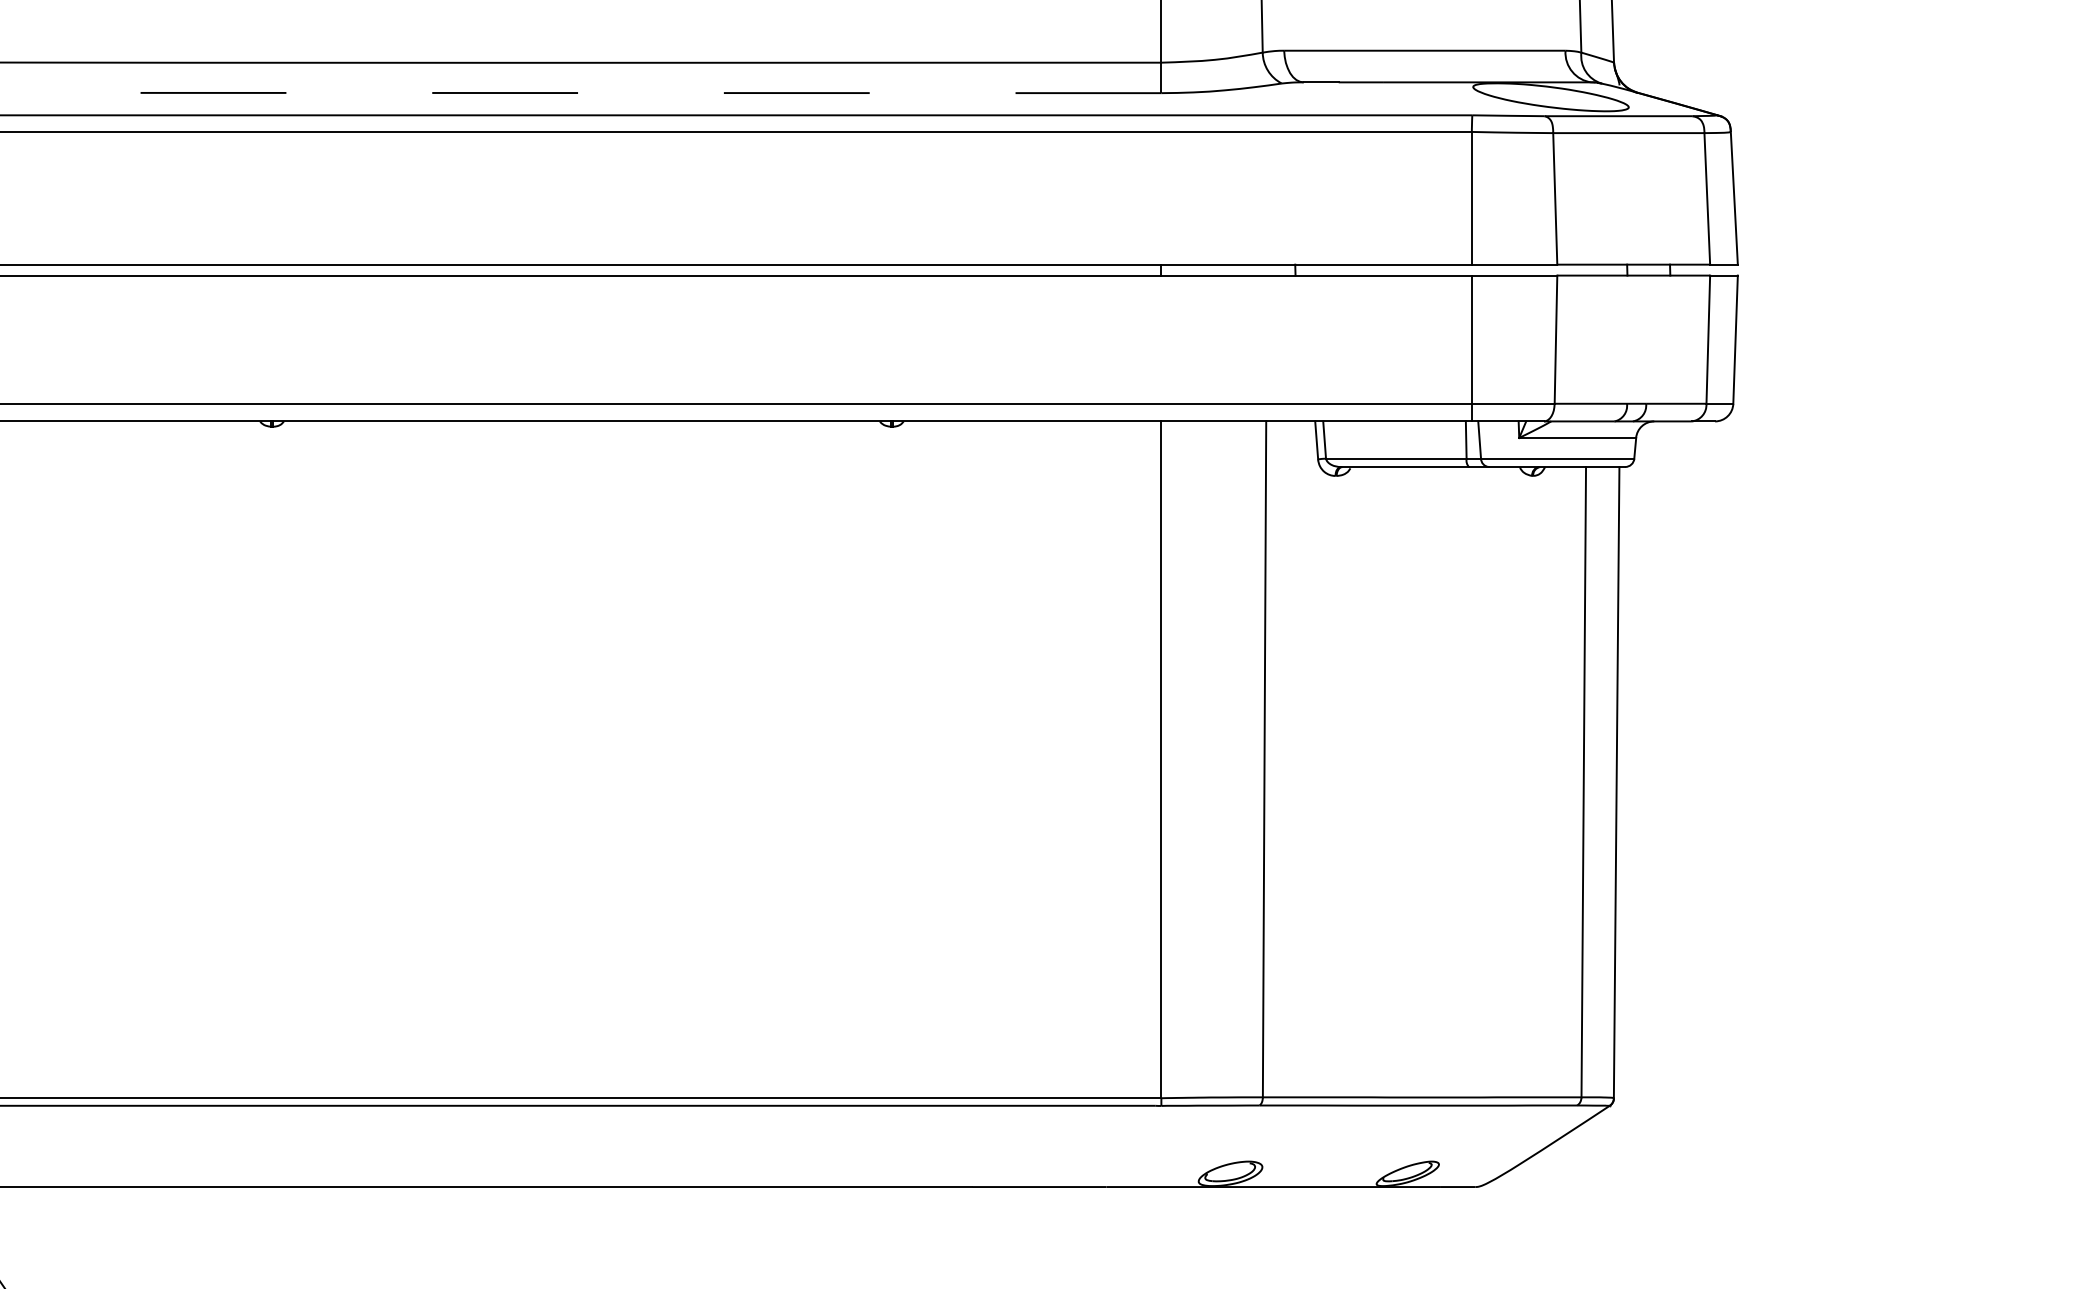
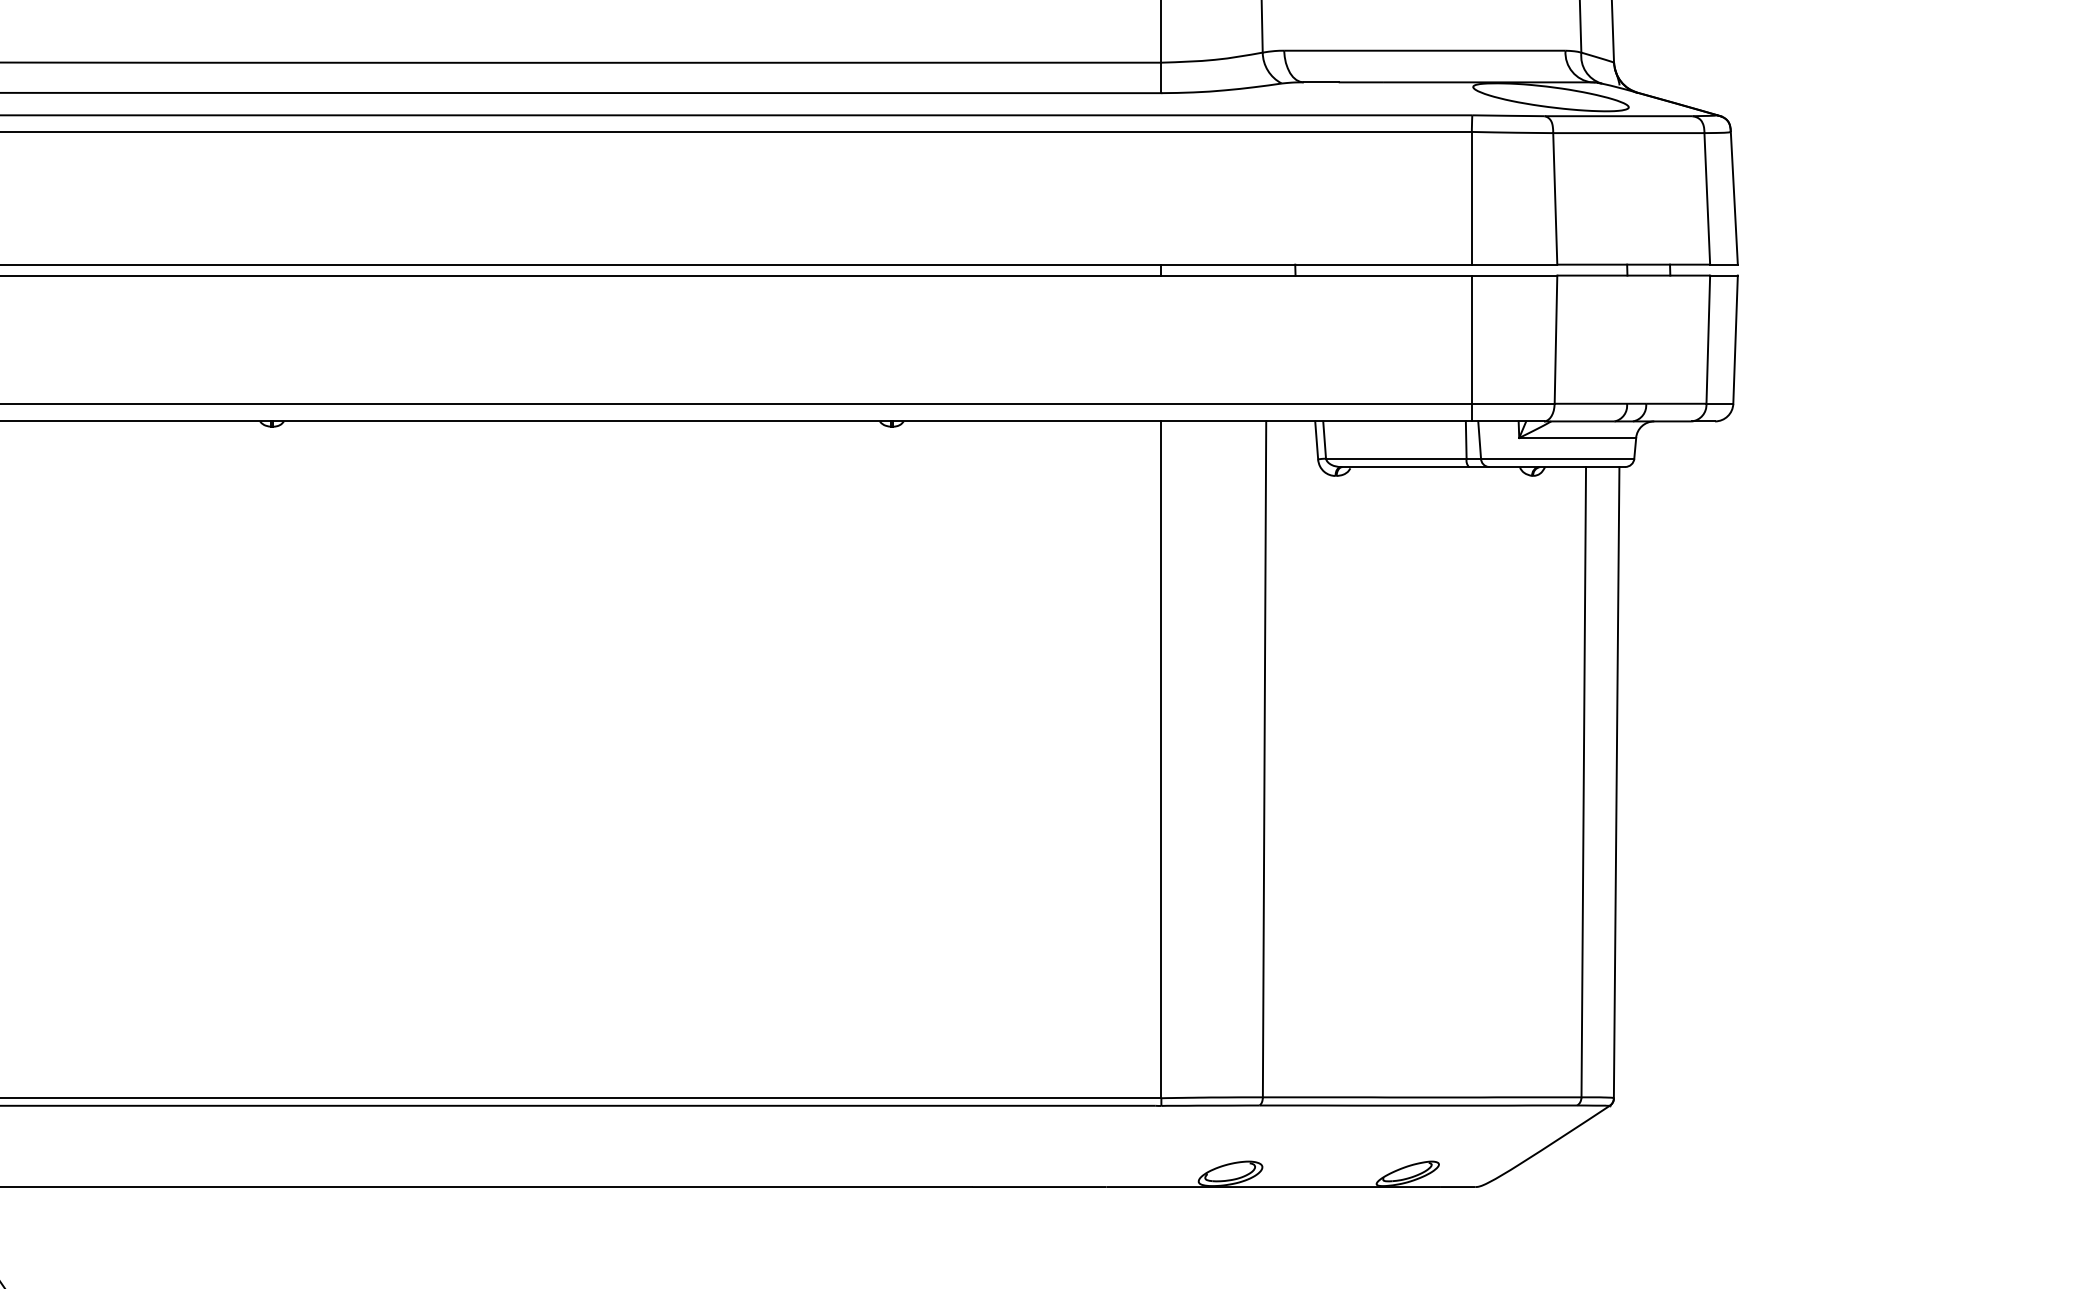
line: dashed -> solid (580, 93)
